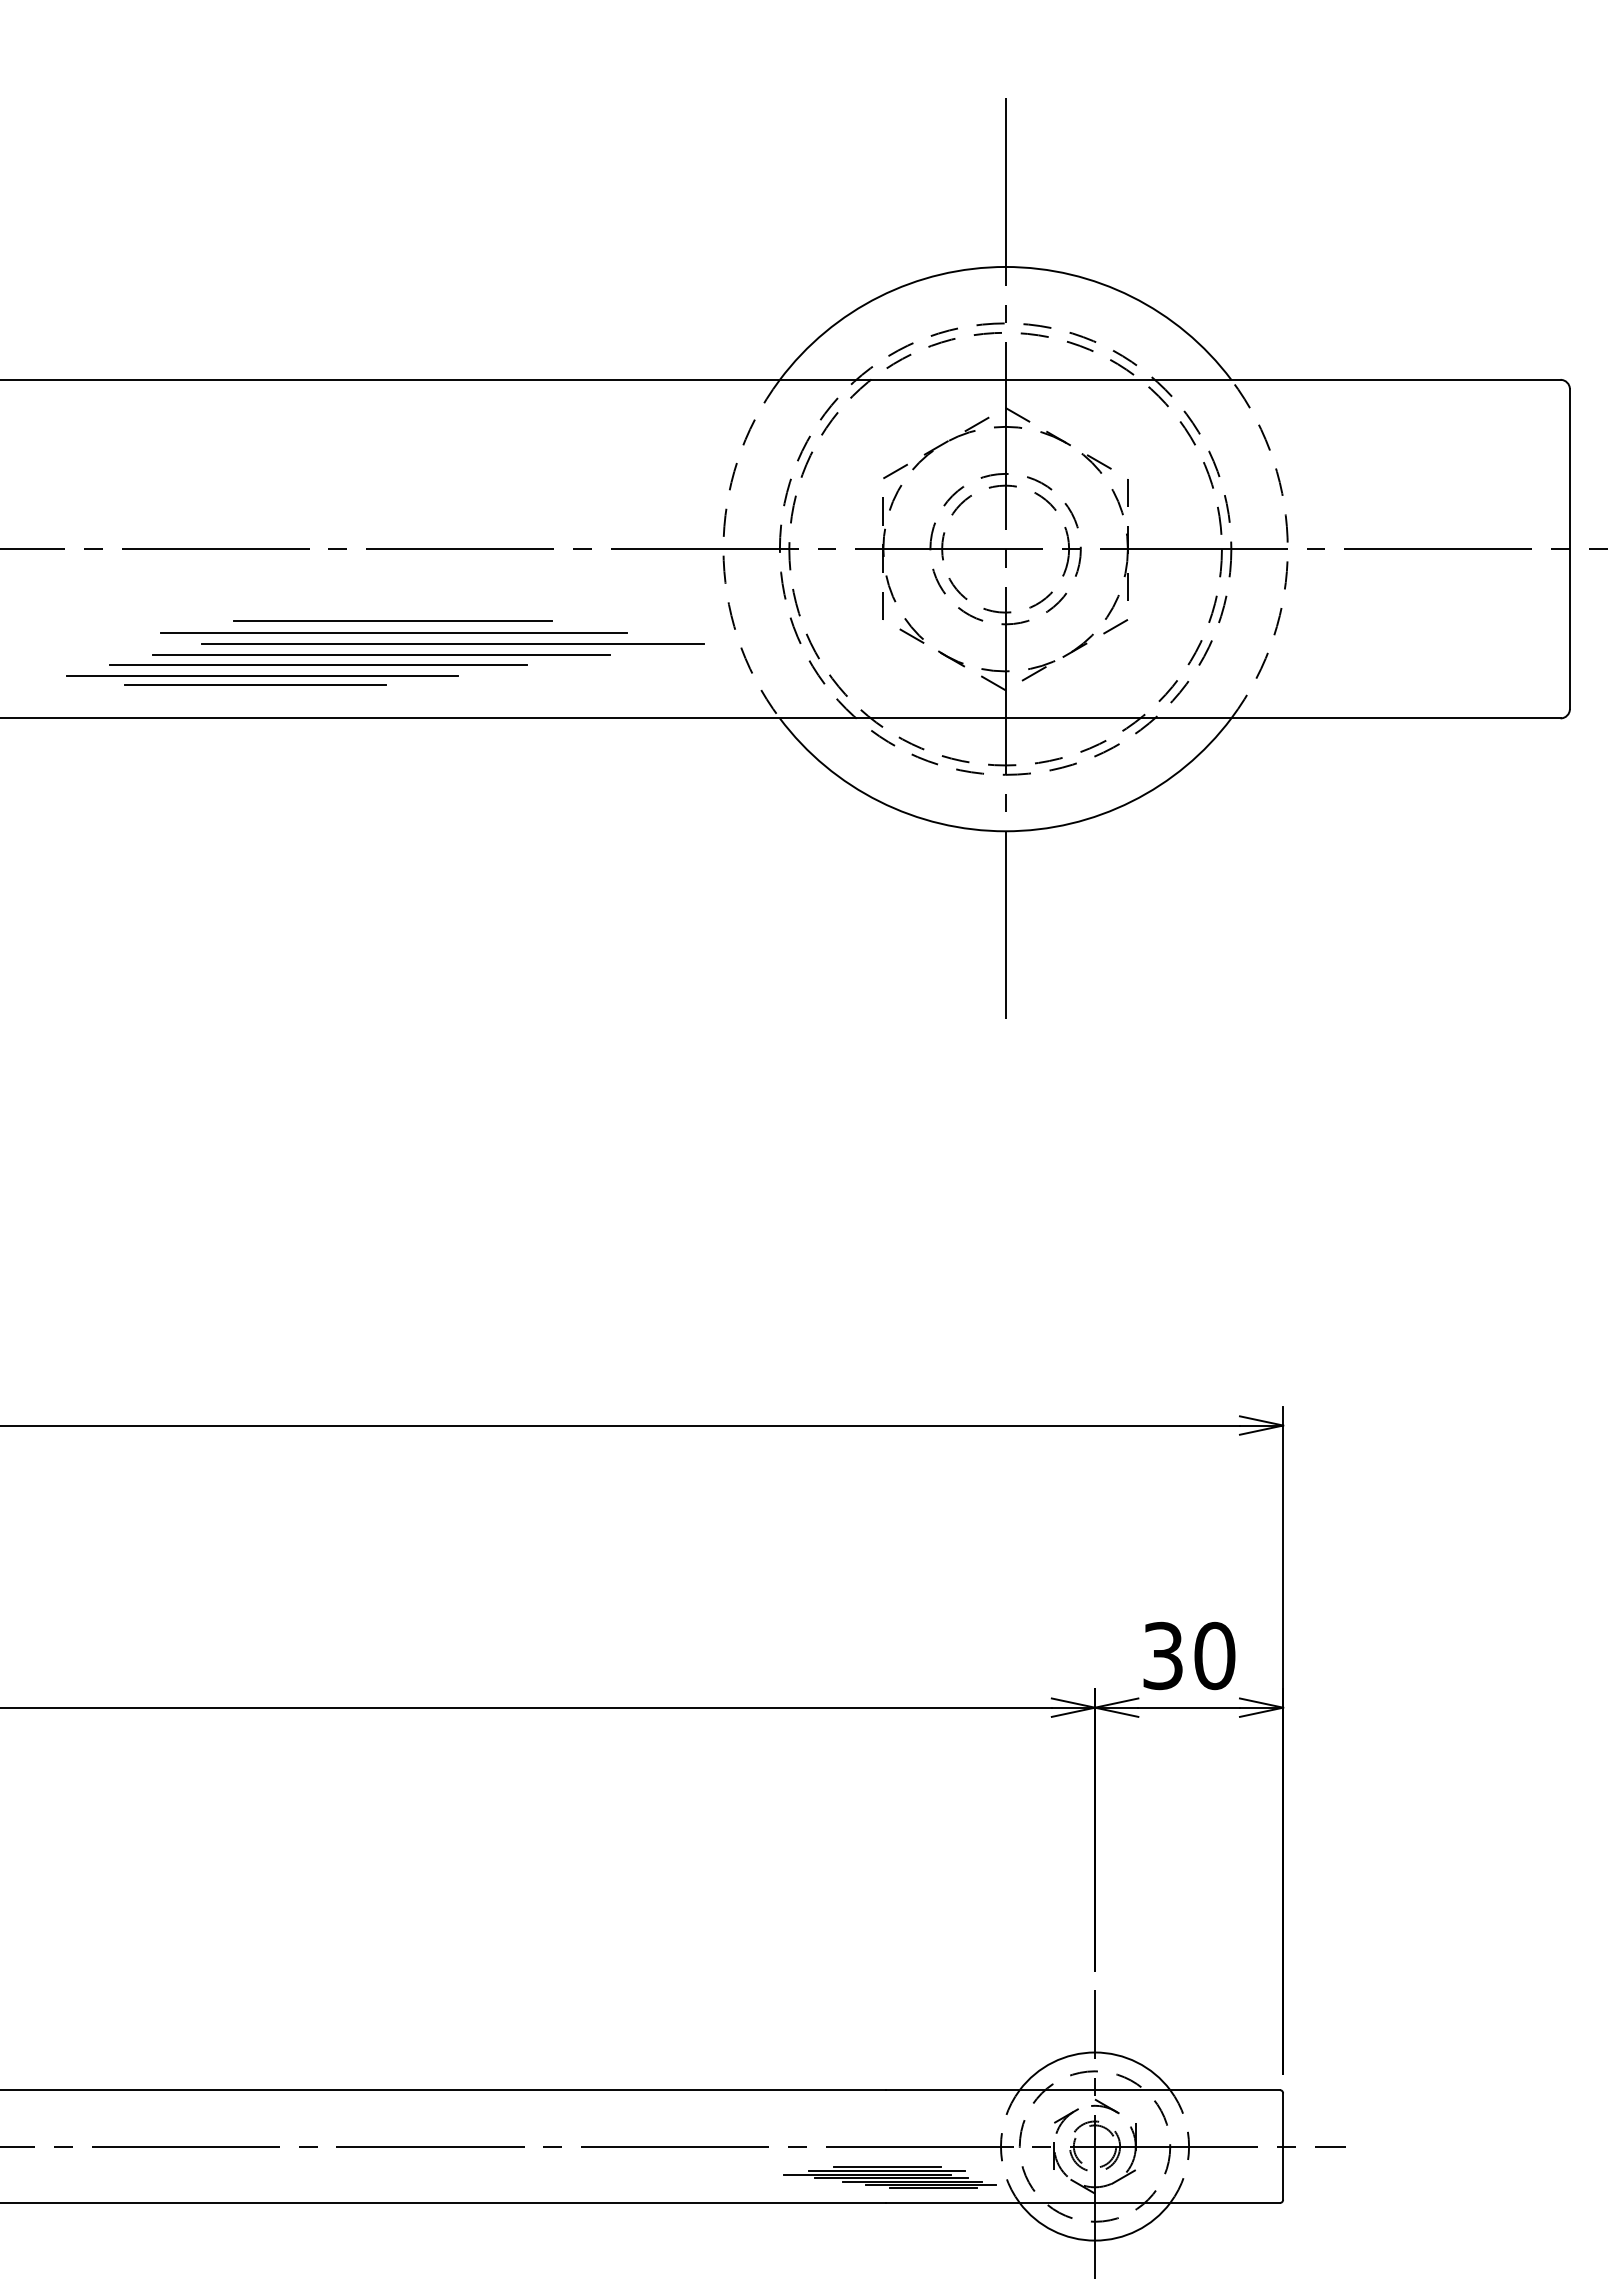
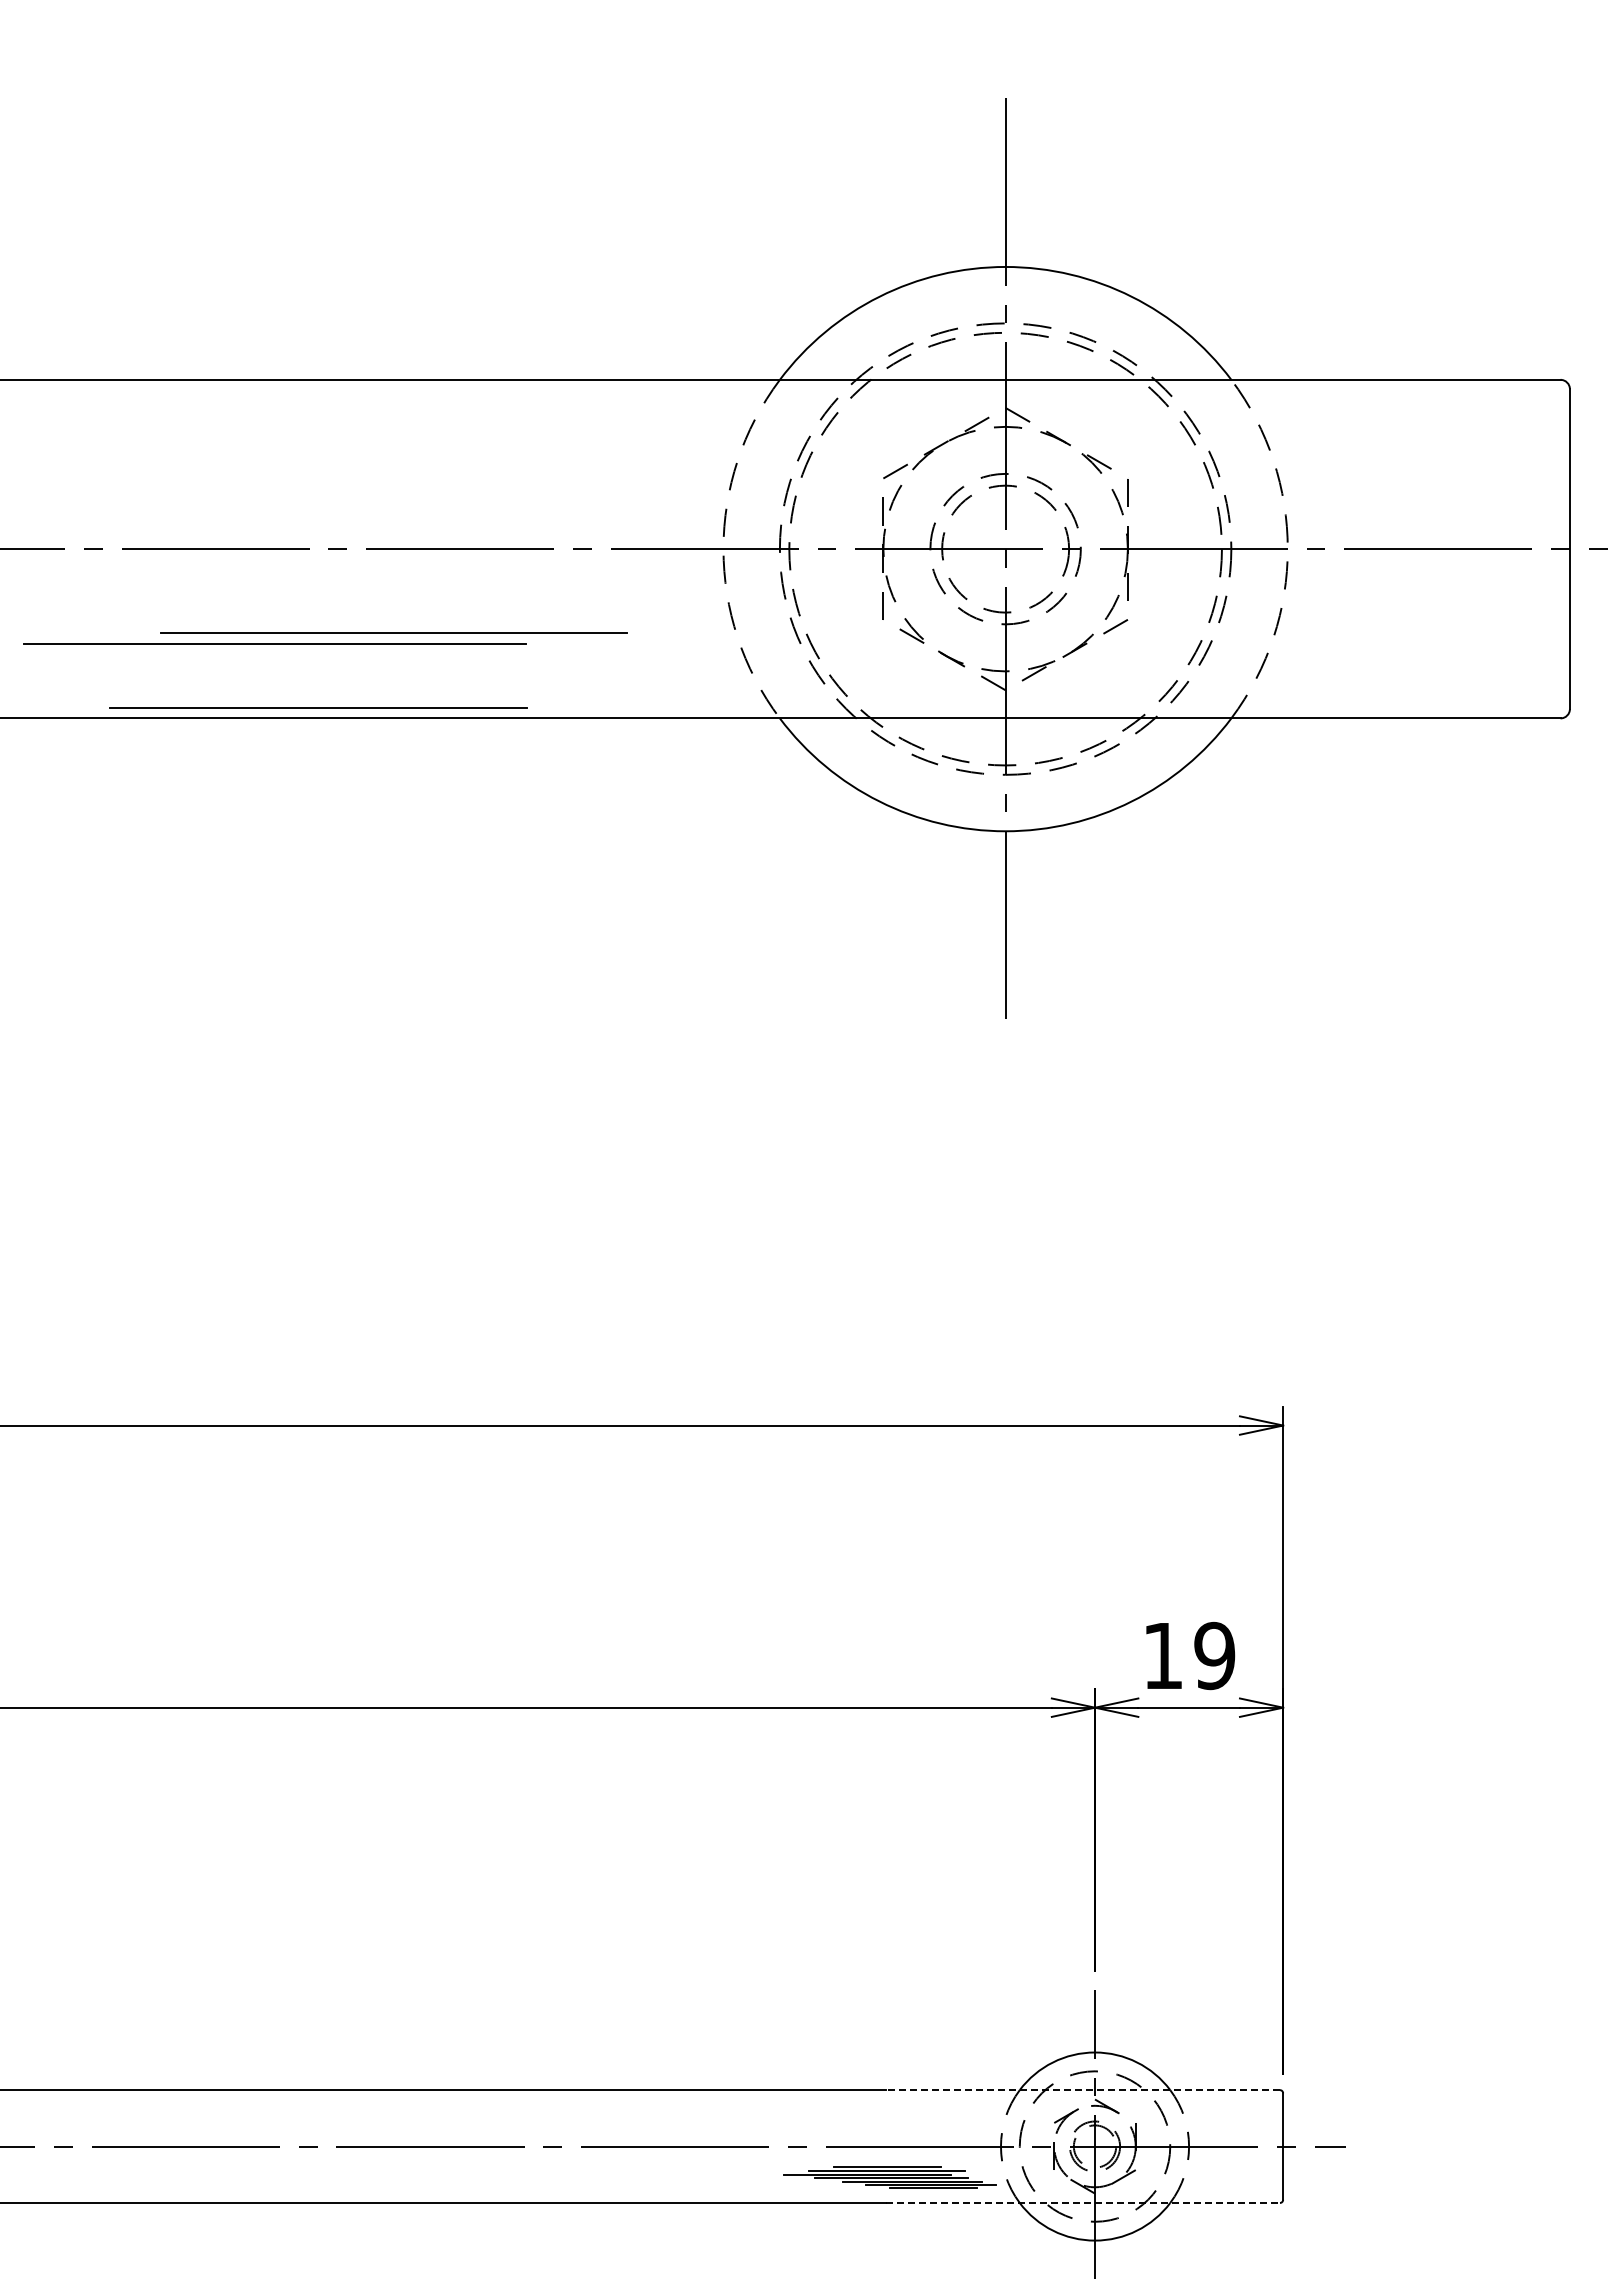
line: present -> none (392, 620)
line position: (452, 643) -> (274, 643) (274, 643)
line: present -> none (380, 654)
line position: (318, 664) -> (318, 707) (318, 707)
line: present -> none (262, 676)
line: present -> none (254, 684)
text: 30 -> 19 (1189, 1655)
line: solid -> dashed (1083, 2090)
line: solid -> dashed (1083, 2202)
